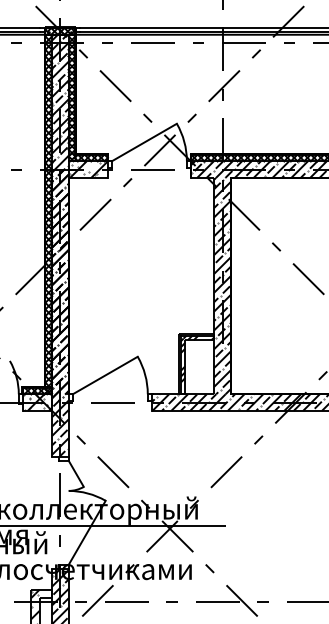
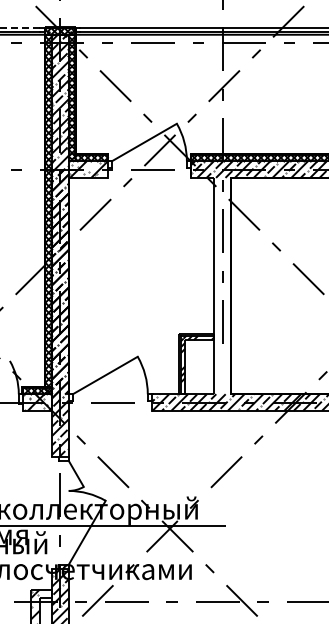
line: solid -> dashed (20, 27)
hatch: present -> none (222, 285)
